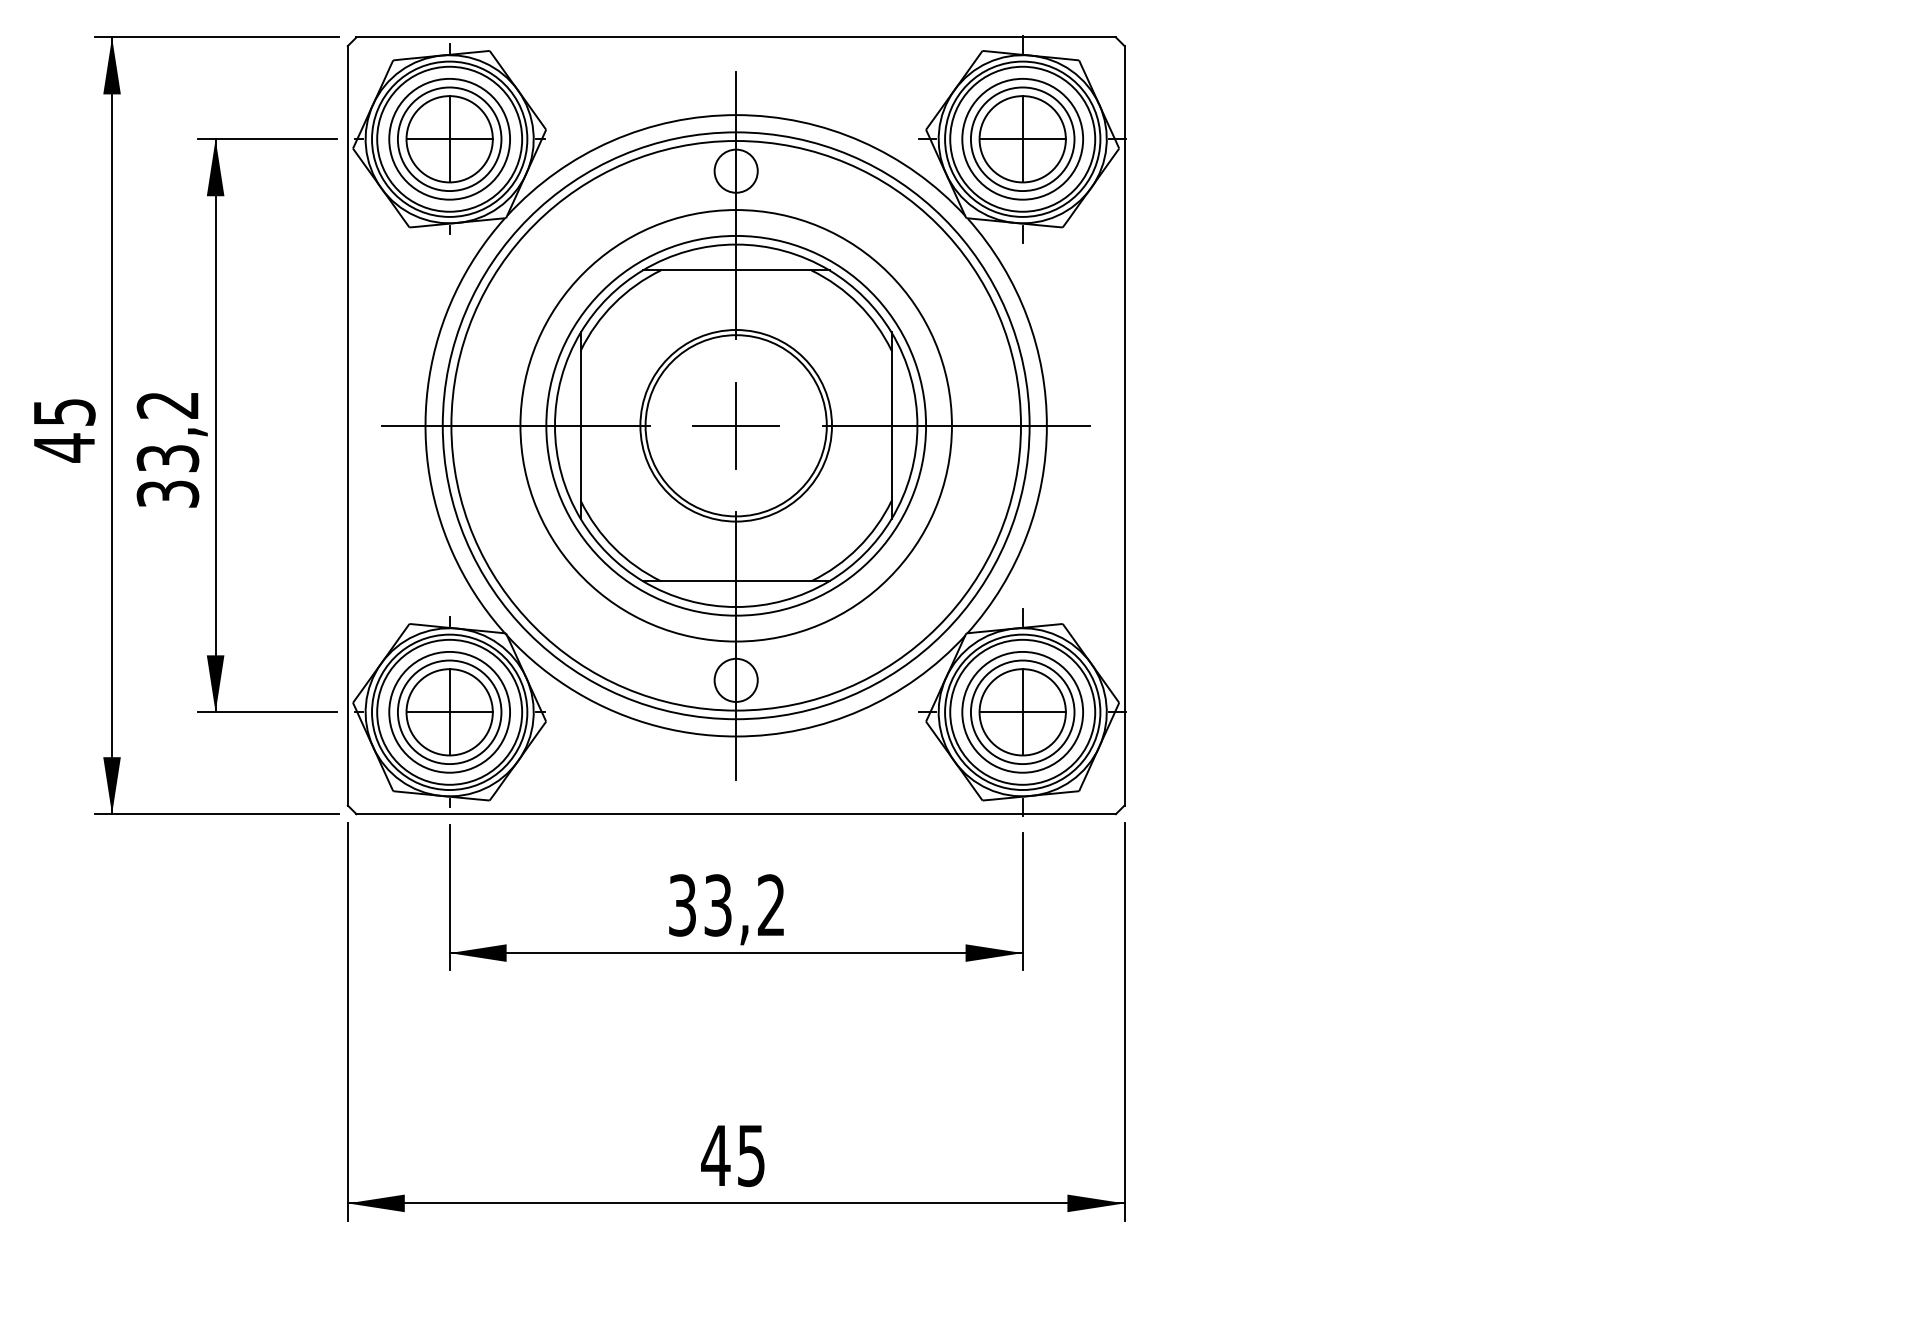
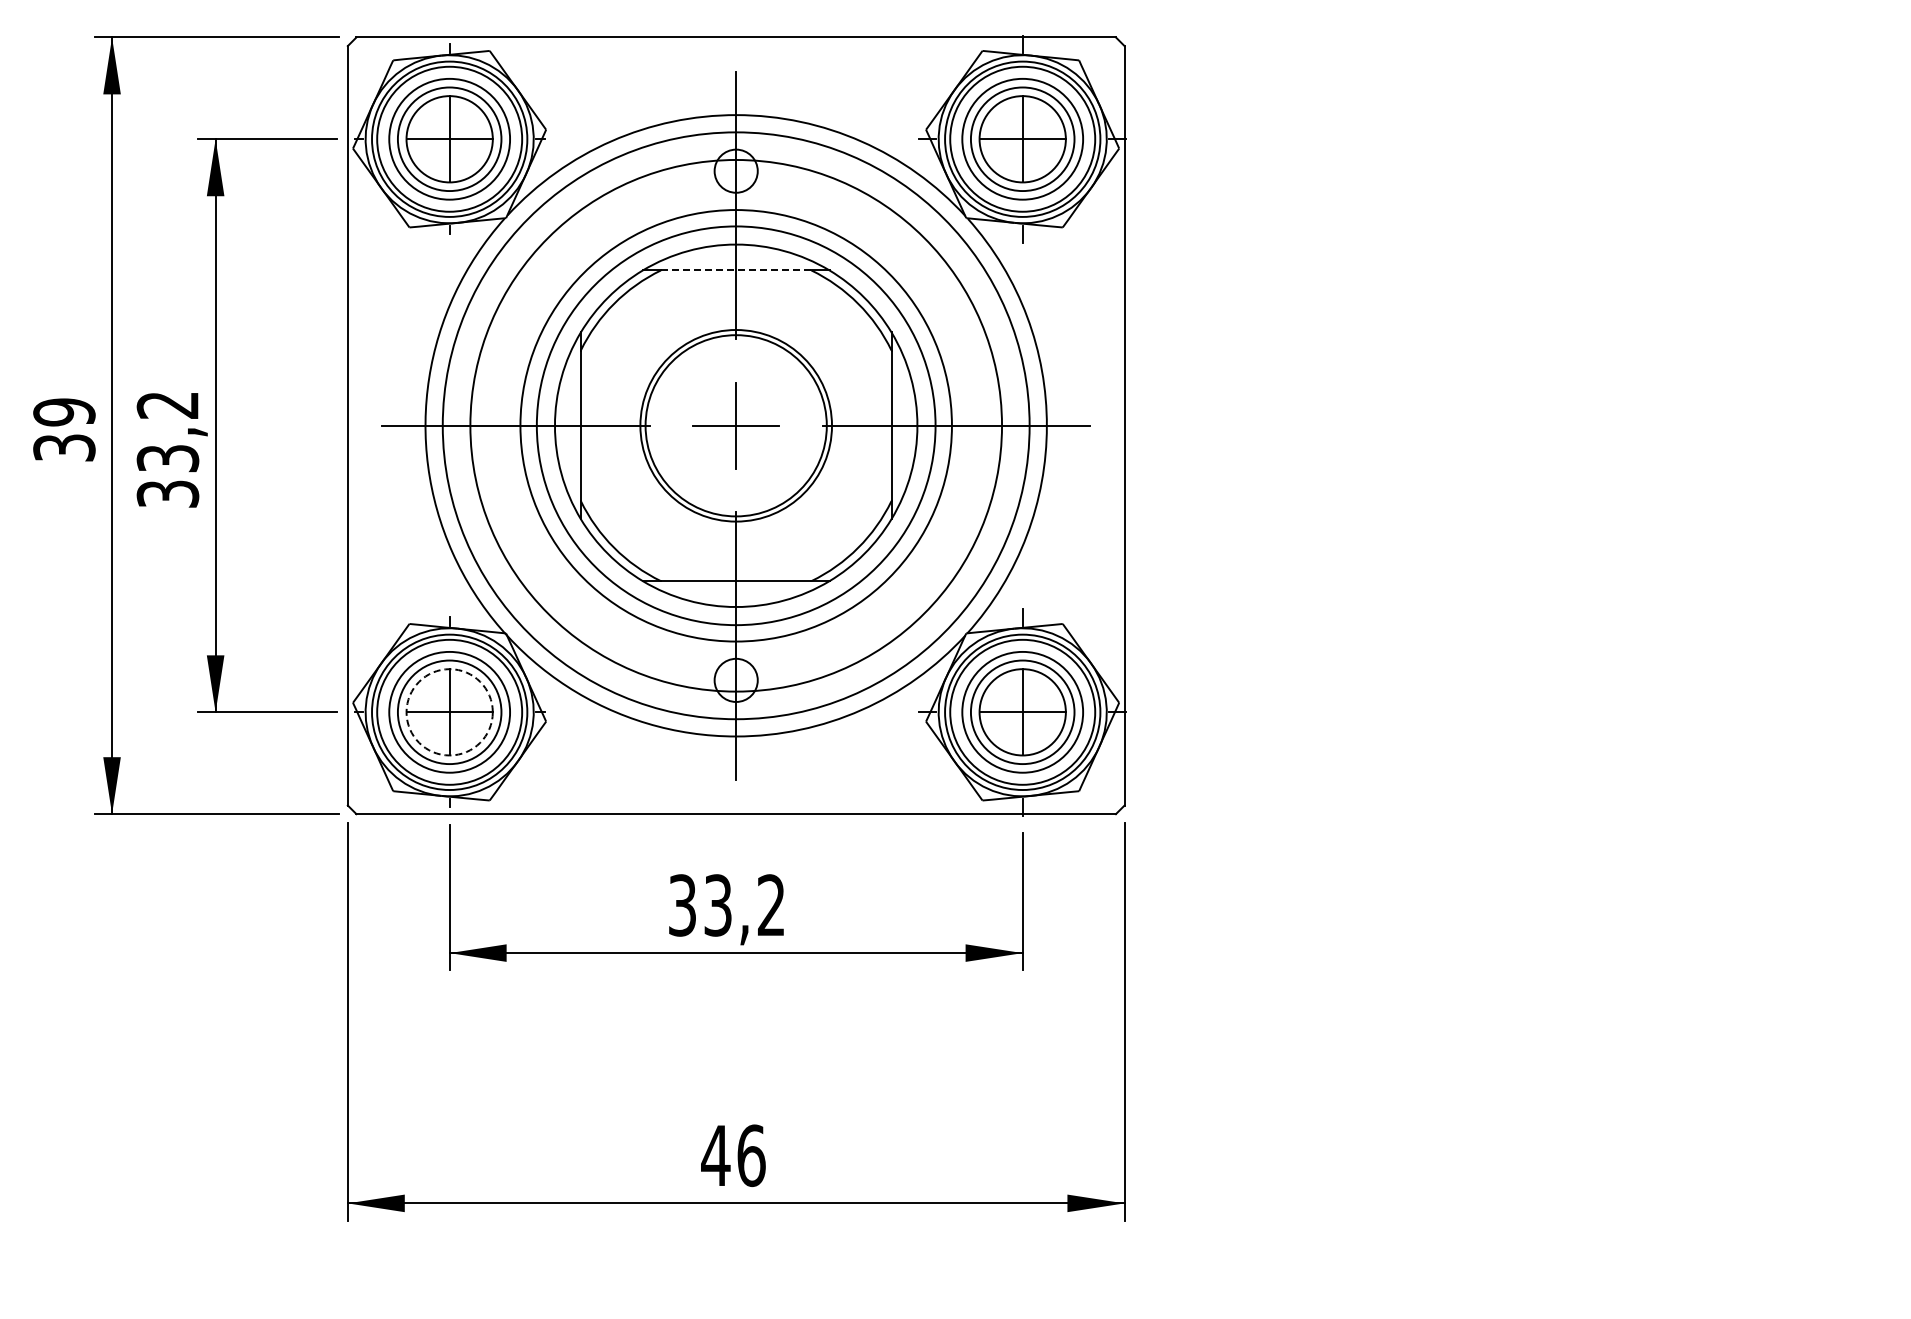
line: solid -> dashed (735, 270)
circle diameter: 380 px -> 532 px (736, 425)
circle diameter: 570 px -> 399 px (735, 425)
text: 45 -> 39 (64, 430)
circle: solid -> dashed (449, 712)
text: 45 -> 46 (751, 1155)
